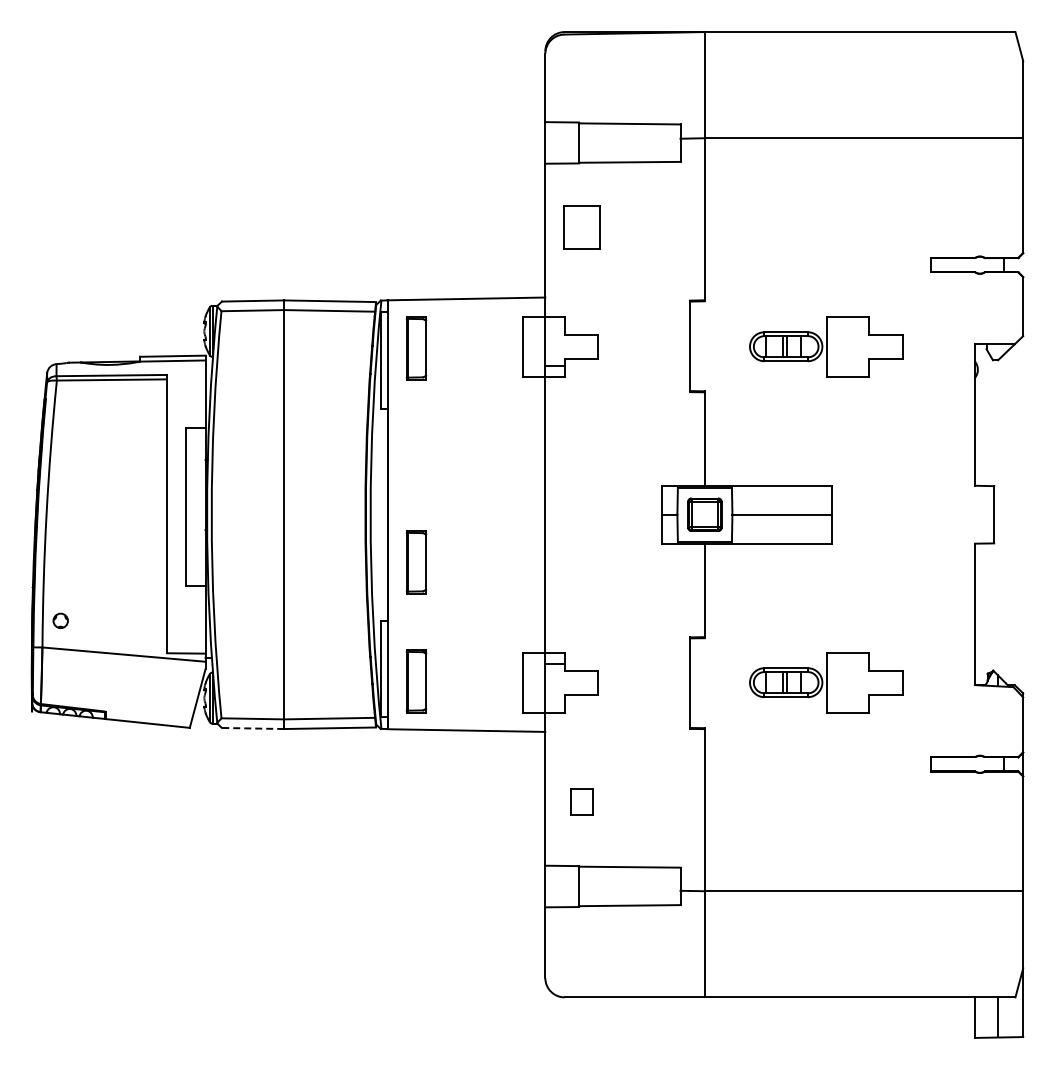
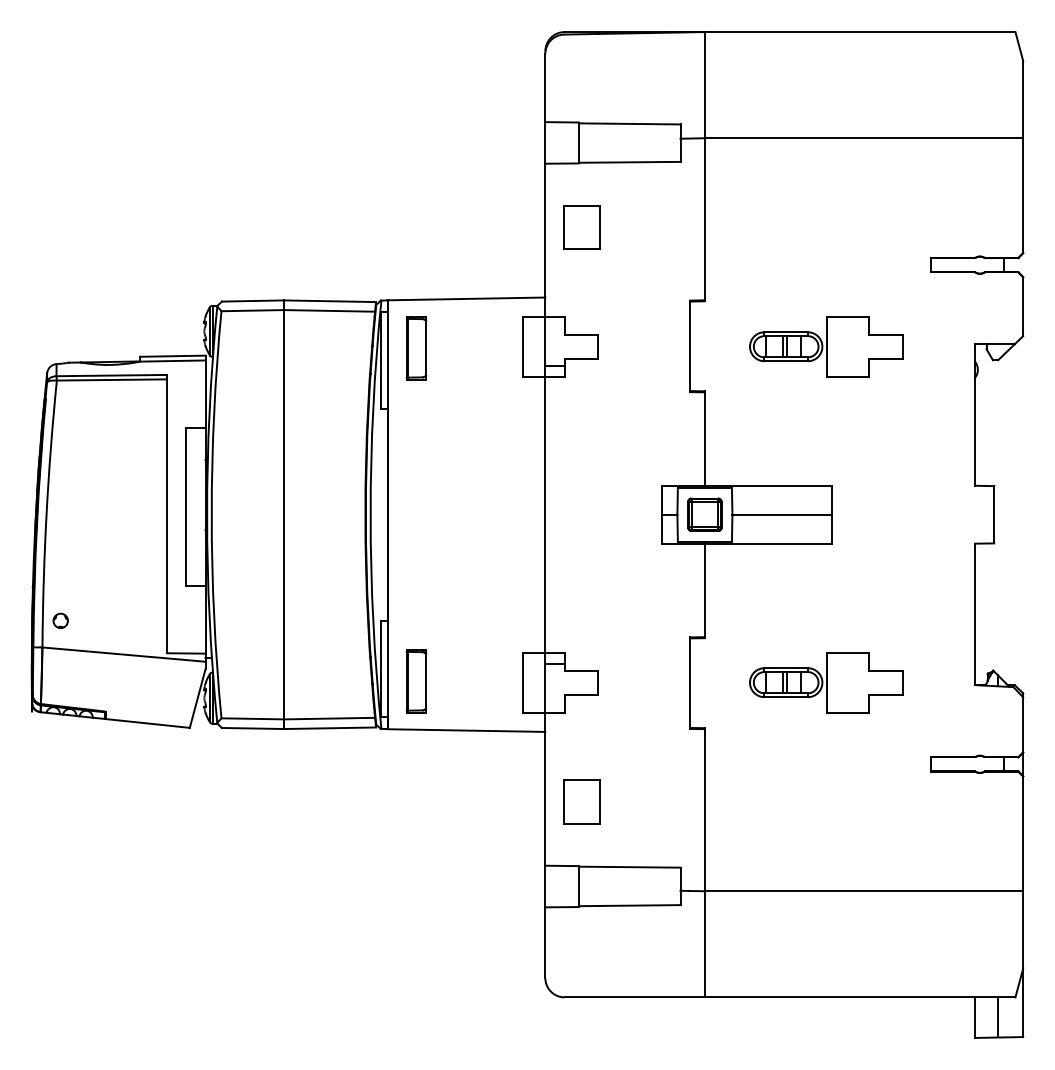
part: present -> none (416, 562)
line: dashed -> solid (252, 728)
part size: 24x28 px -> 38x46 px (581, 801)
